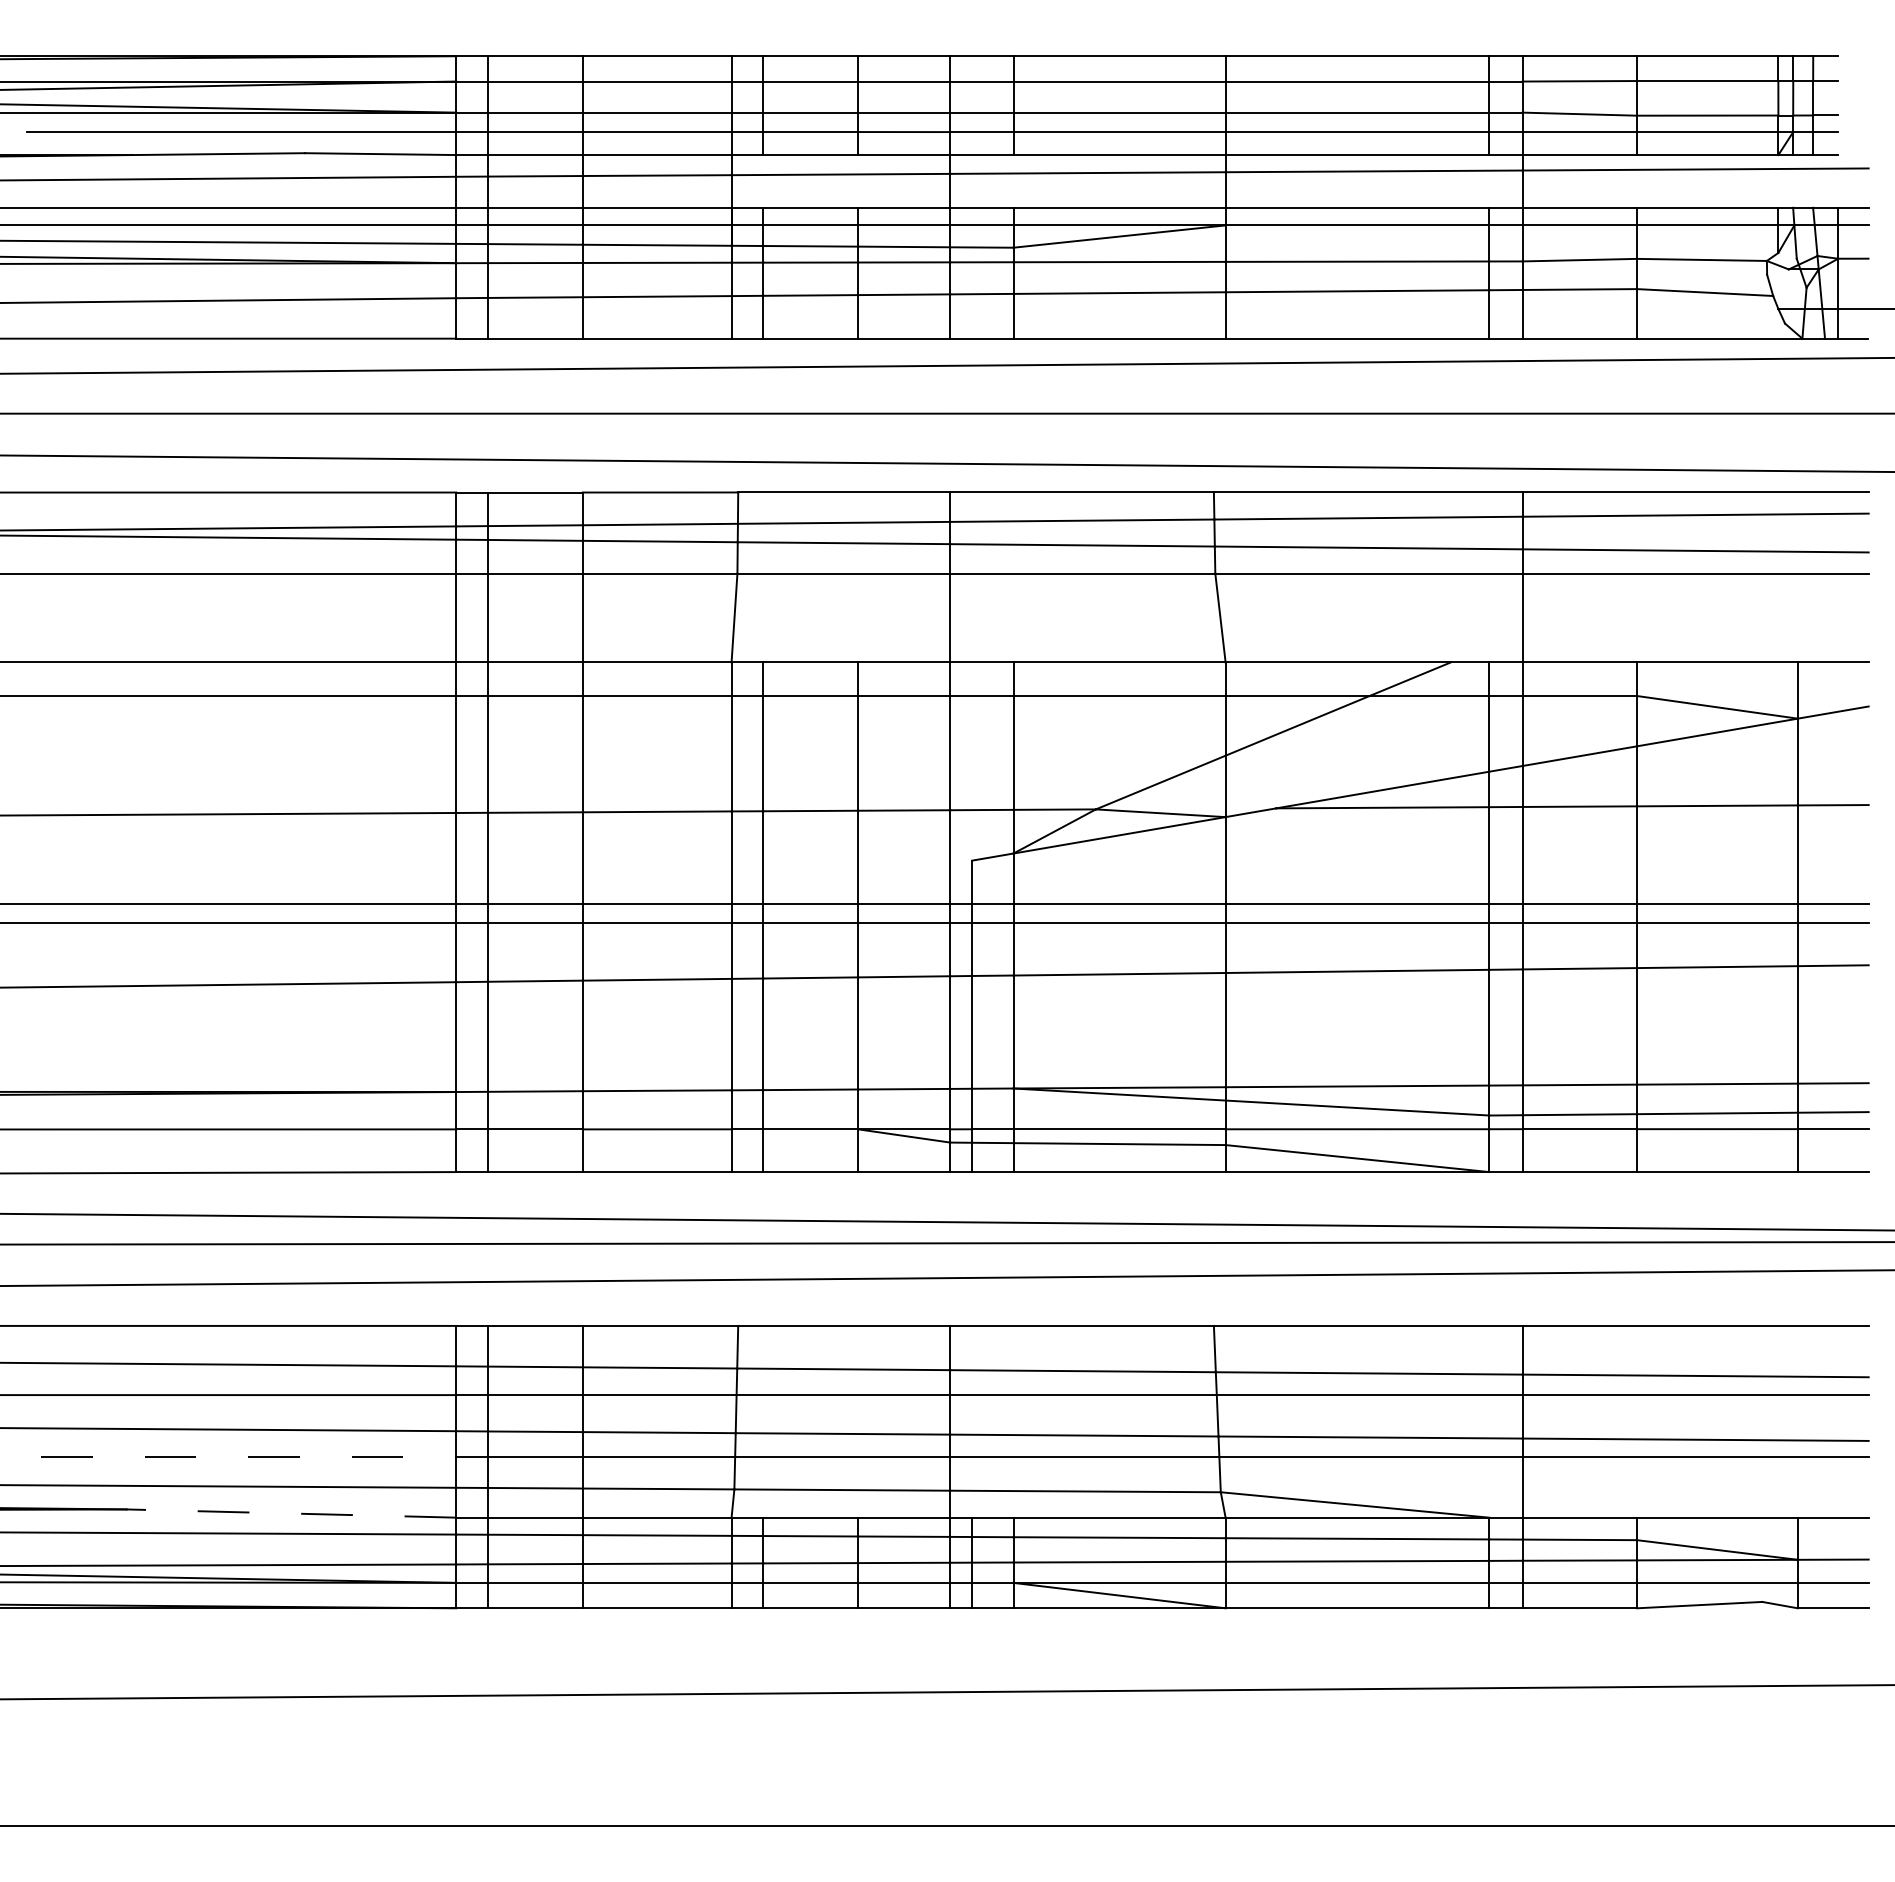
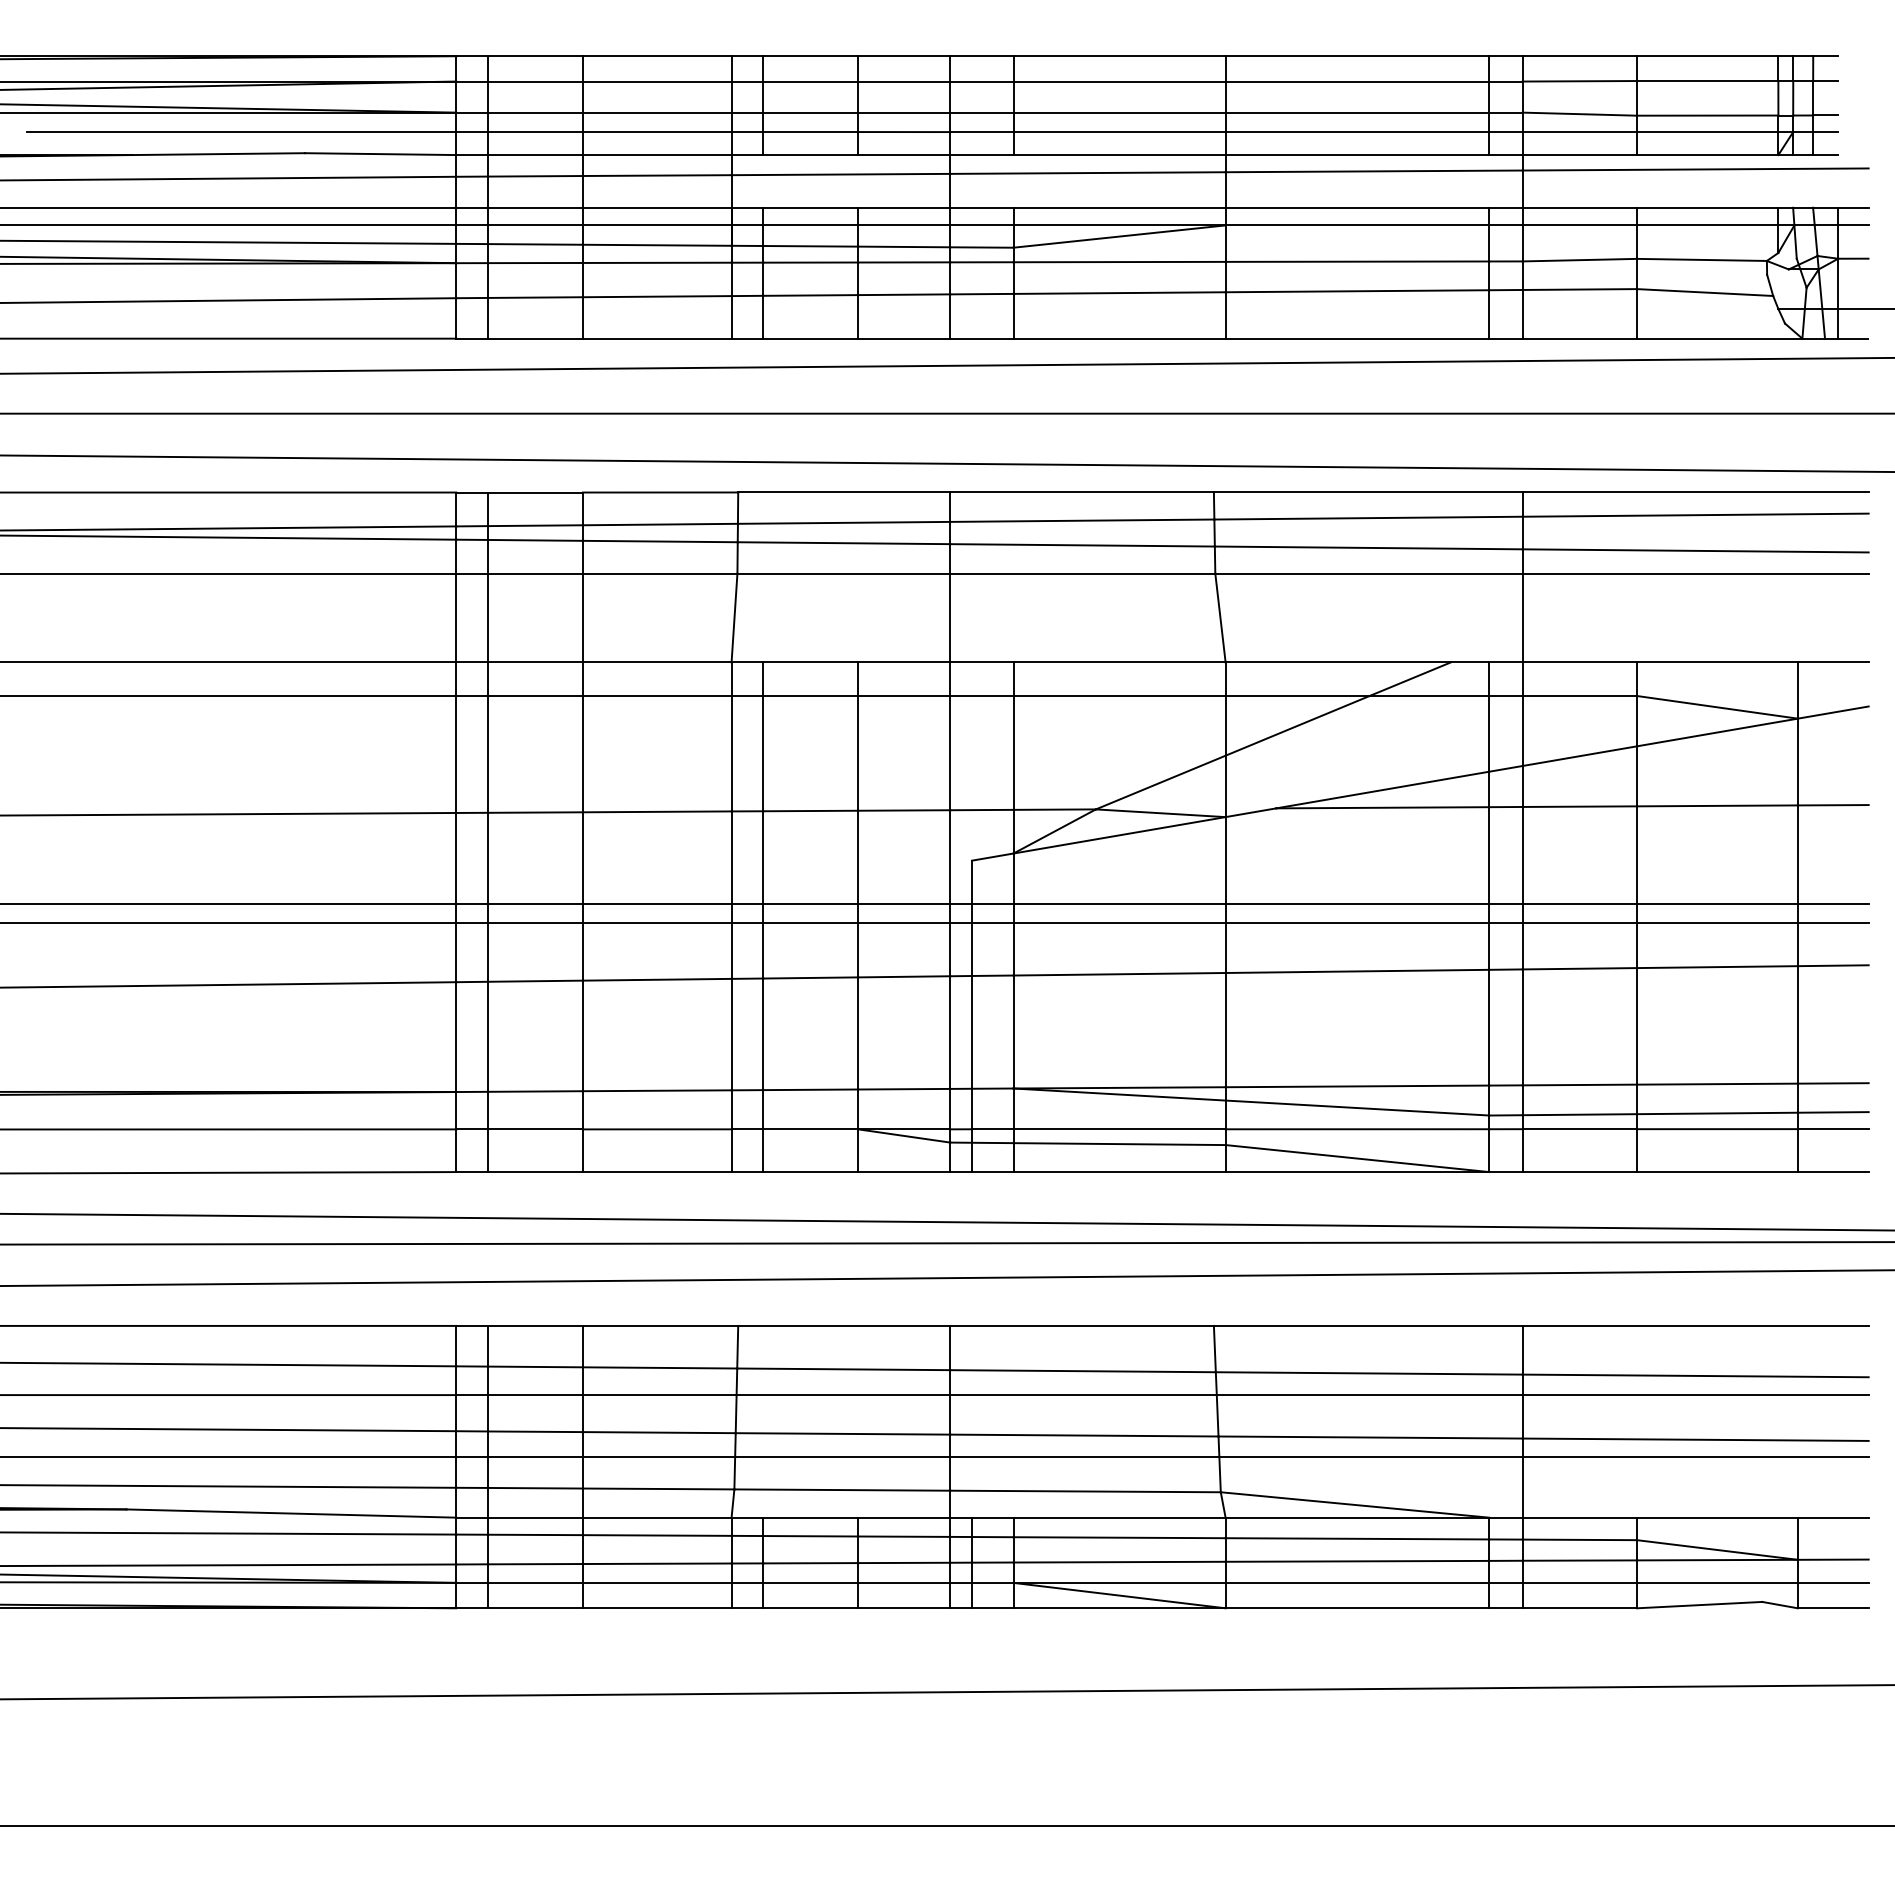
line: dashed -> solid (228, 1456)
line: dashed -> solid (291, 1513)
